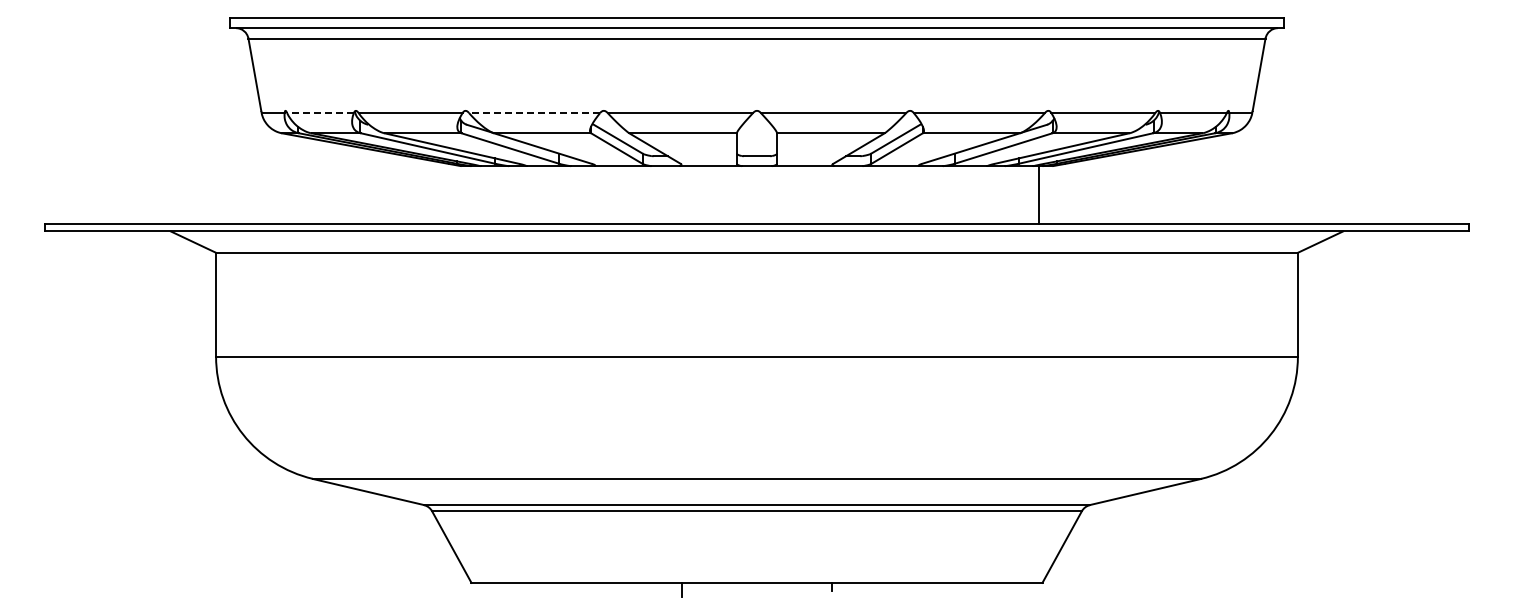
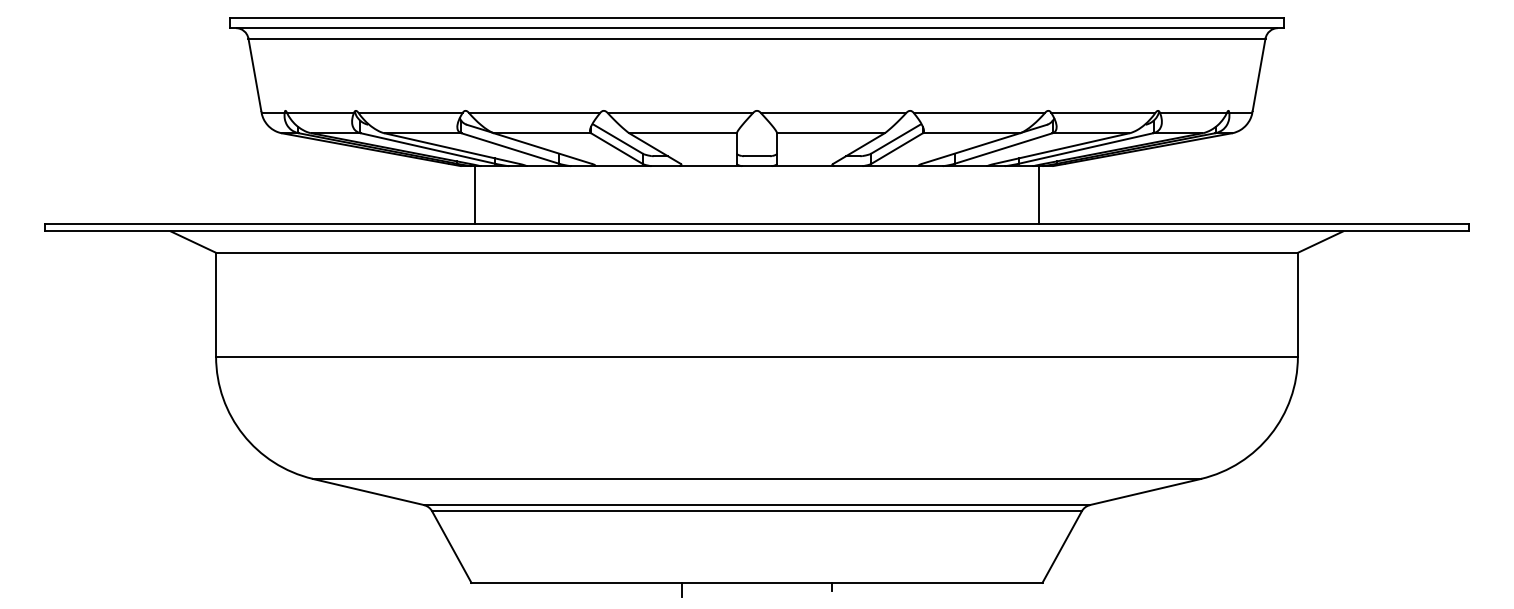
line: dashed -> solid (320, 113)
line: dashed -> solid (534, 113)
line: none -> present (474, 194)
